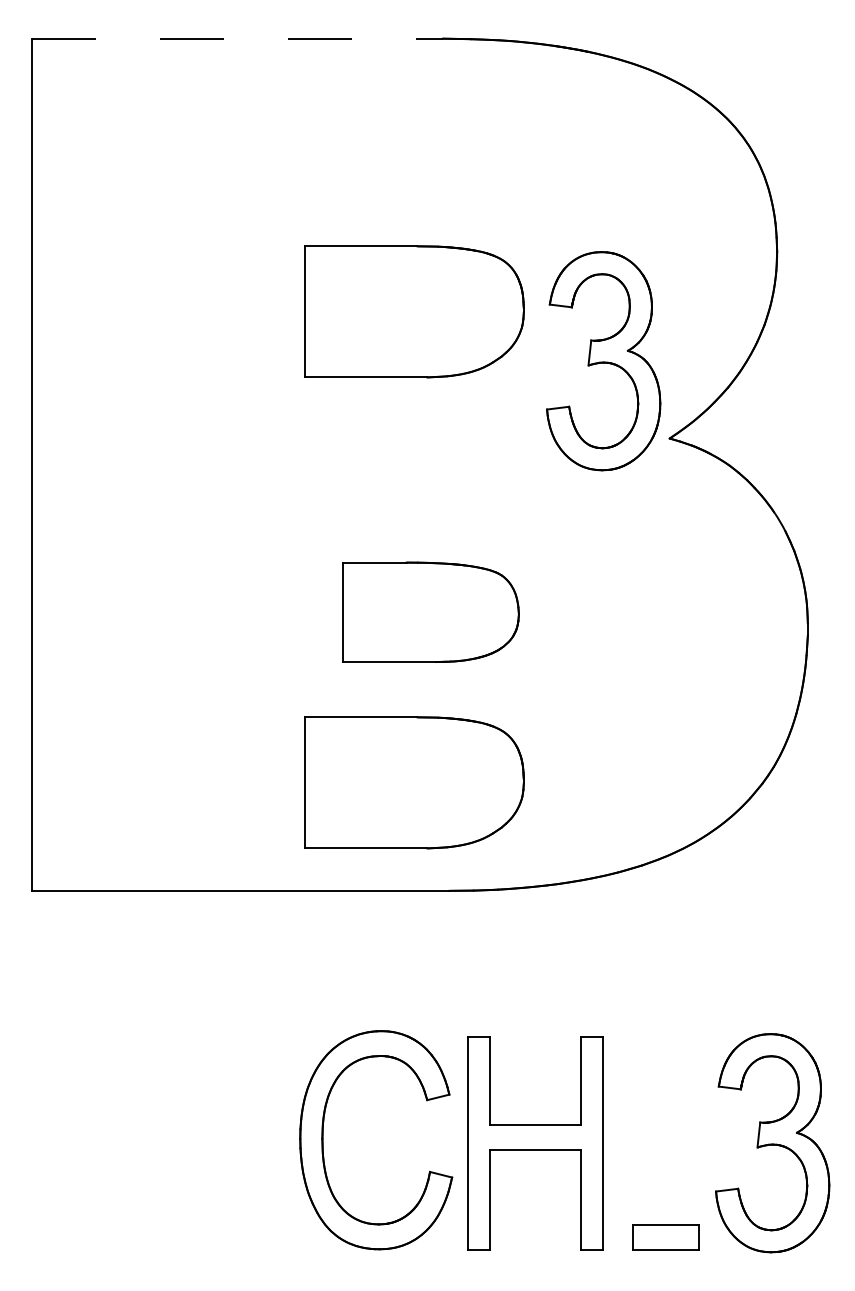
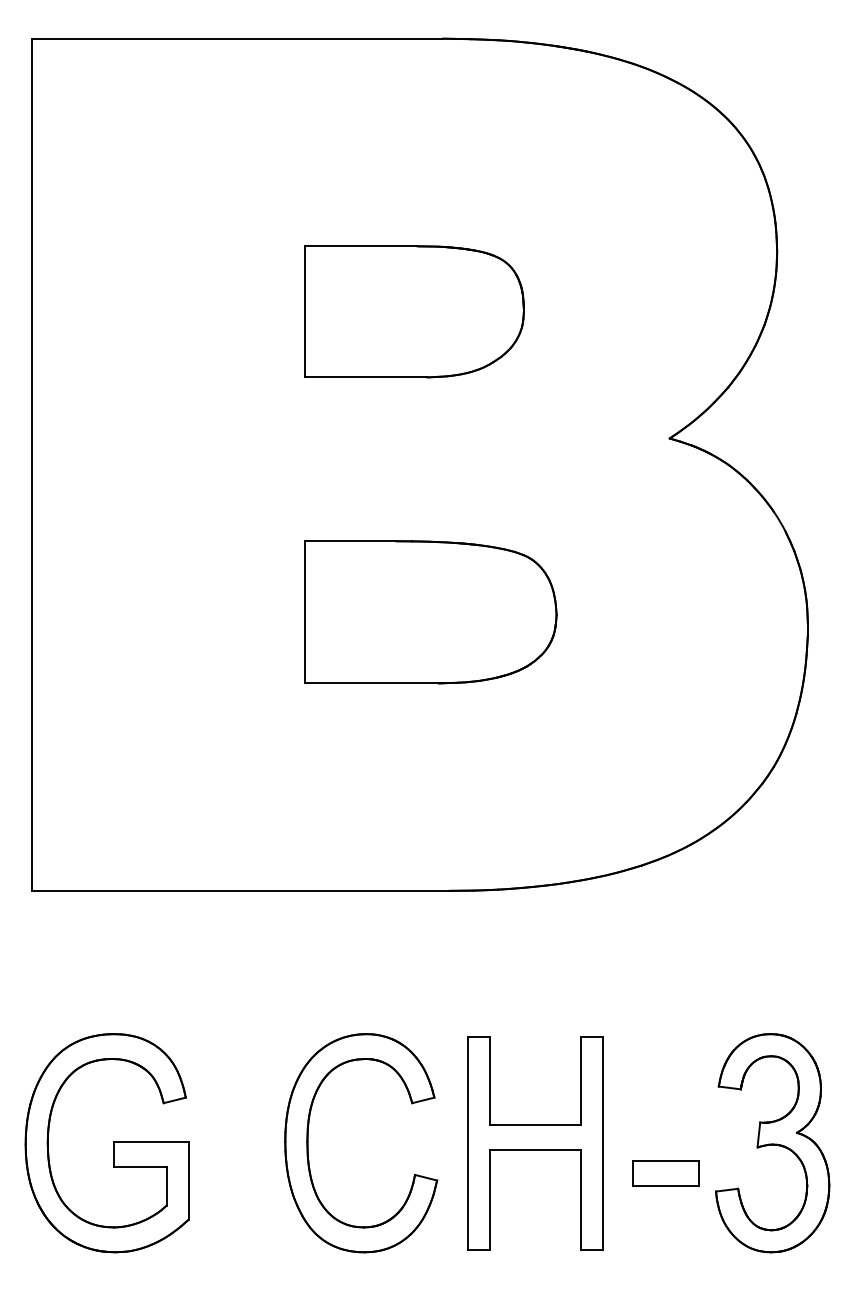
line: dashed -> solid (238, 38)
part: present -> none (603, 361)
part size: 178x102 px -> 254x145 px (430, 612)
part: present -> none (414, 782)
part position: (323, 1140) -> (308, 1143) (308, 1143)
part: none -> present (113, 1143)
part position: (665, 1237) -> (665, 1173) (665, 1173)
